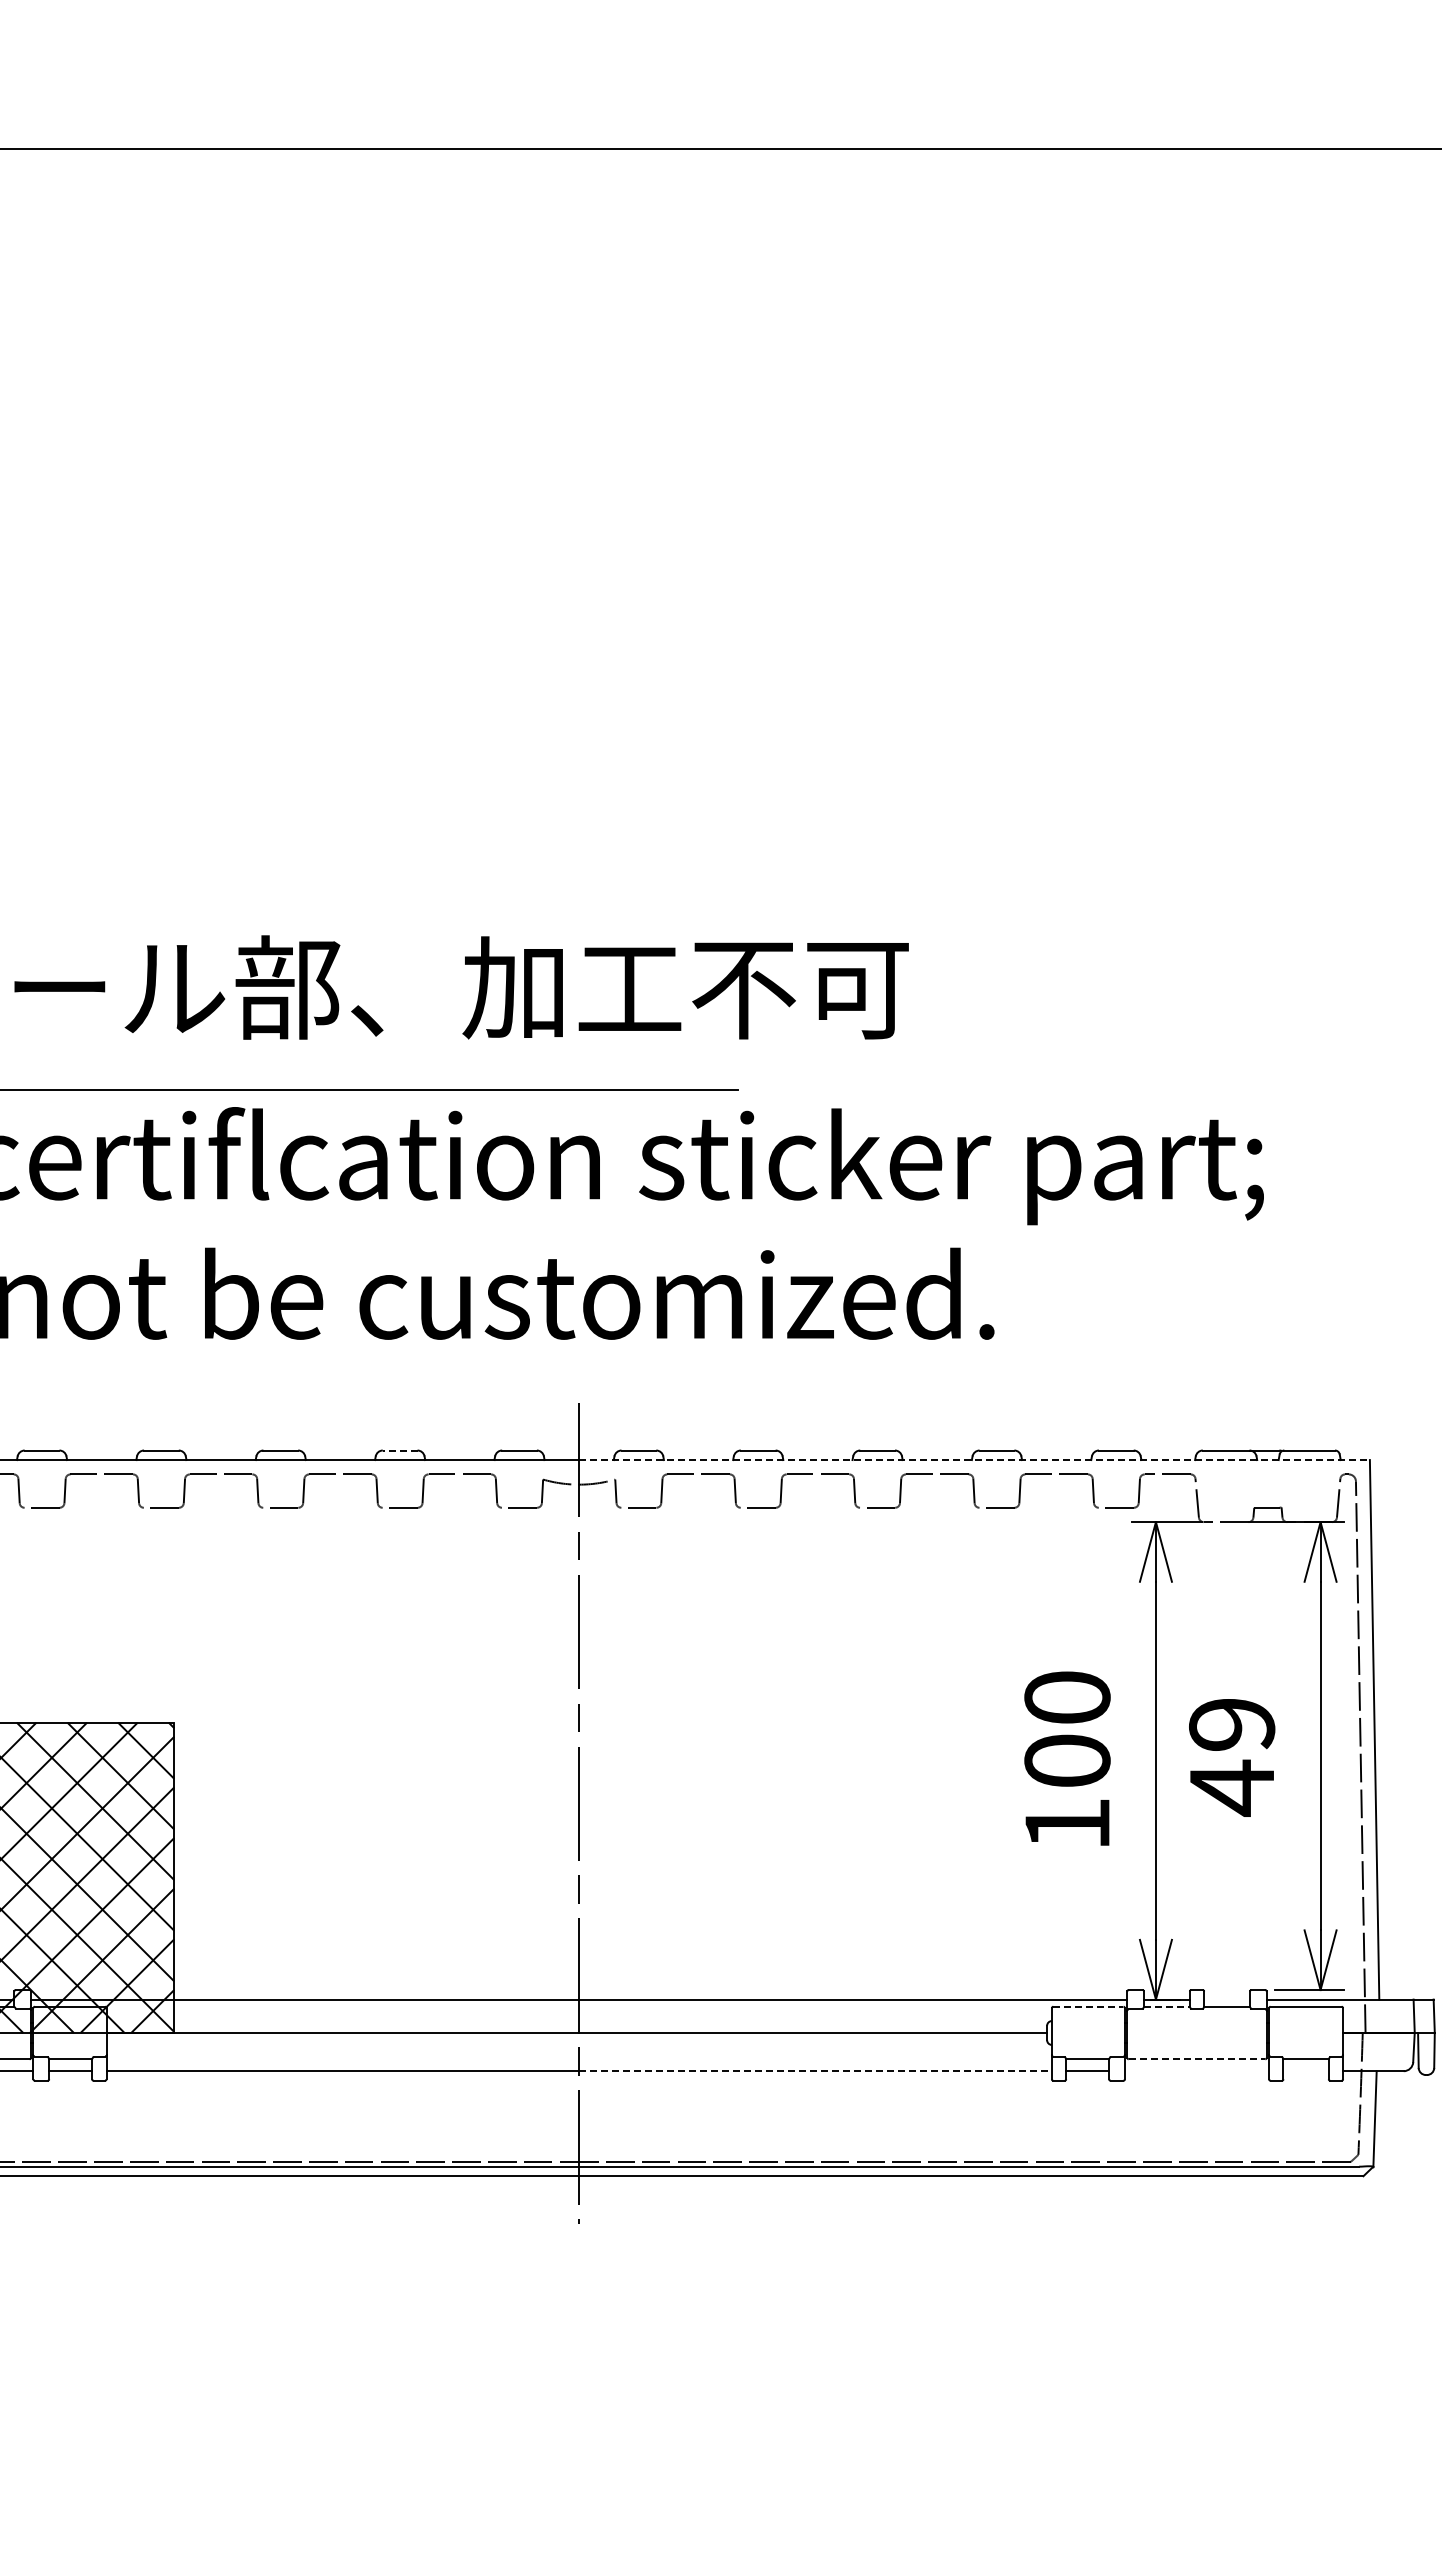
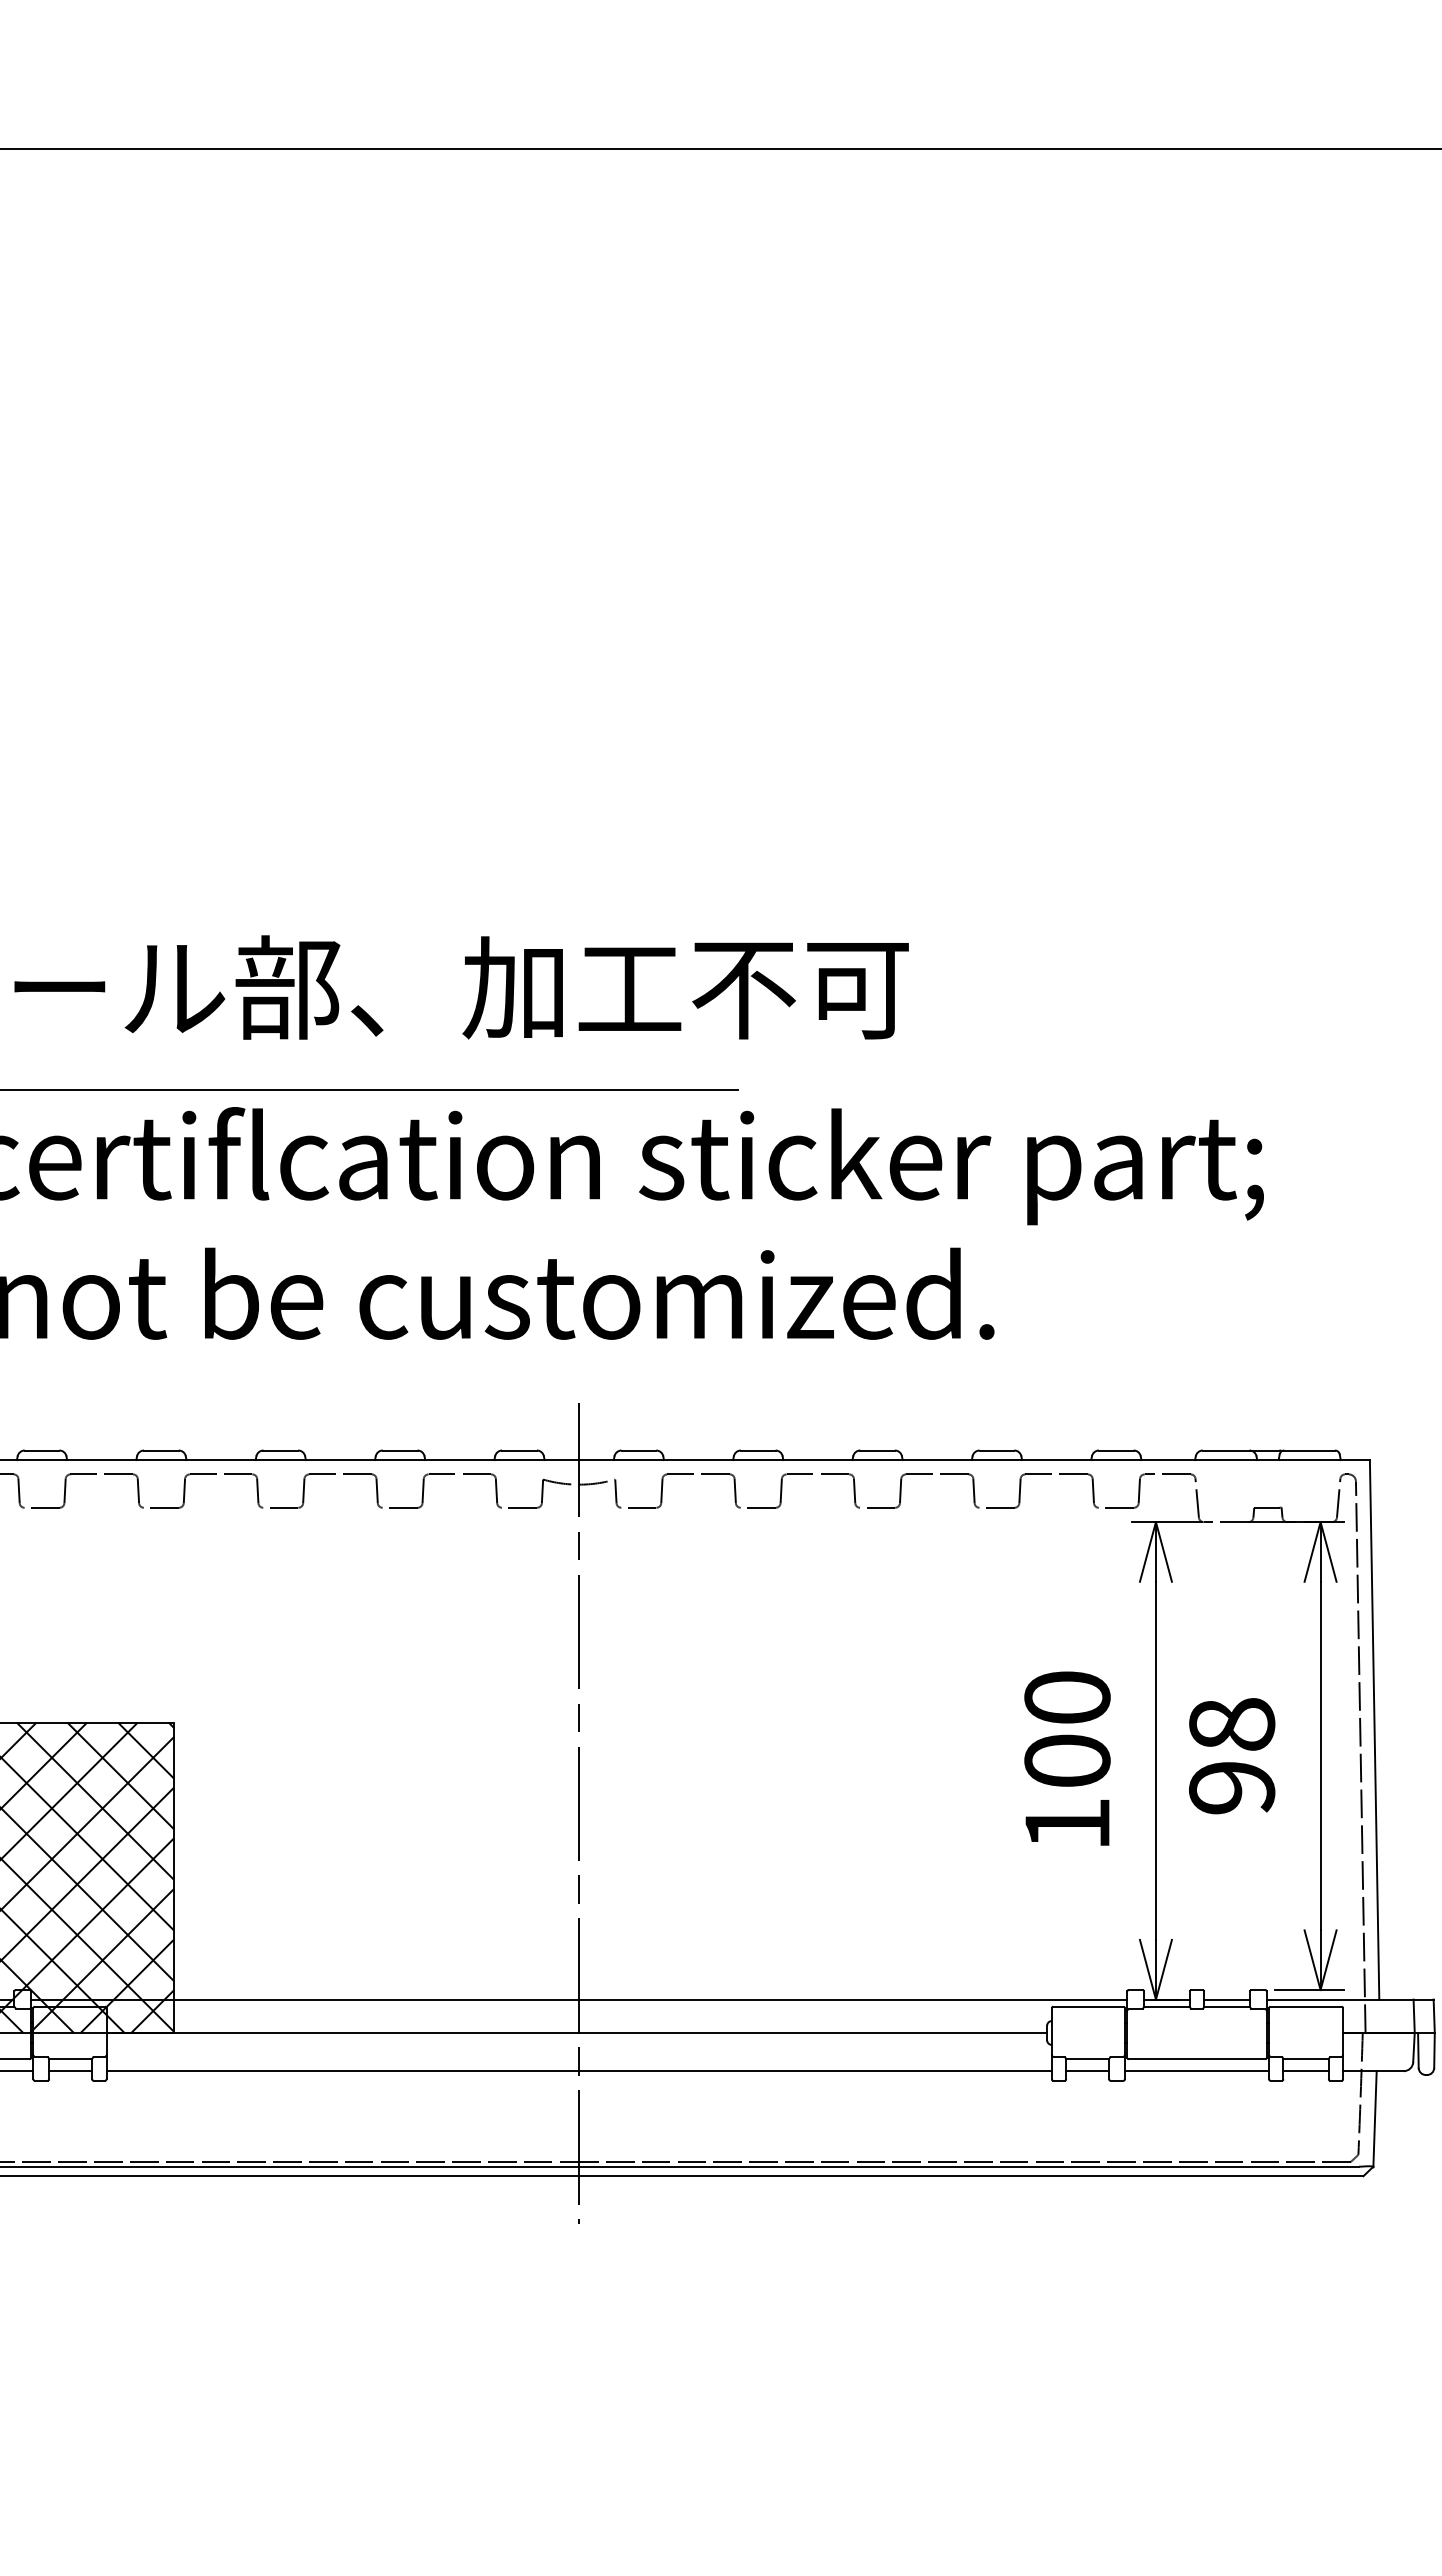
line: dashed -> solid (399, 1450)
line: dashed -> solid (975, 1460)
text: 49 -> 98 (1232, 1757)
line: none -> present (1227, 1999)
line: dashed -> solid (1088, 2006)
line: dashed -> solid (1166, 2006)
line: dashed -> solid (1197, 2059)
line: dashed -> solid (816, 2071)
line: none -> present (1196, 2071)
line: none -> present (1305, 2071)
